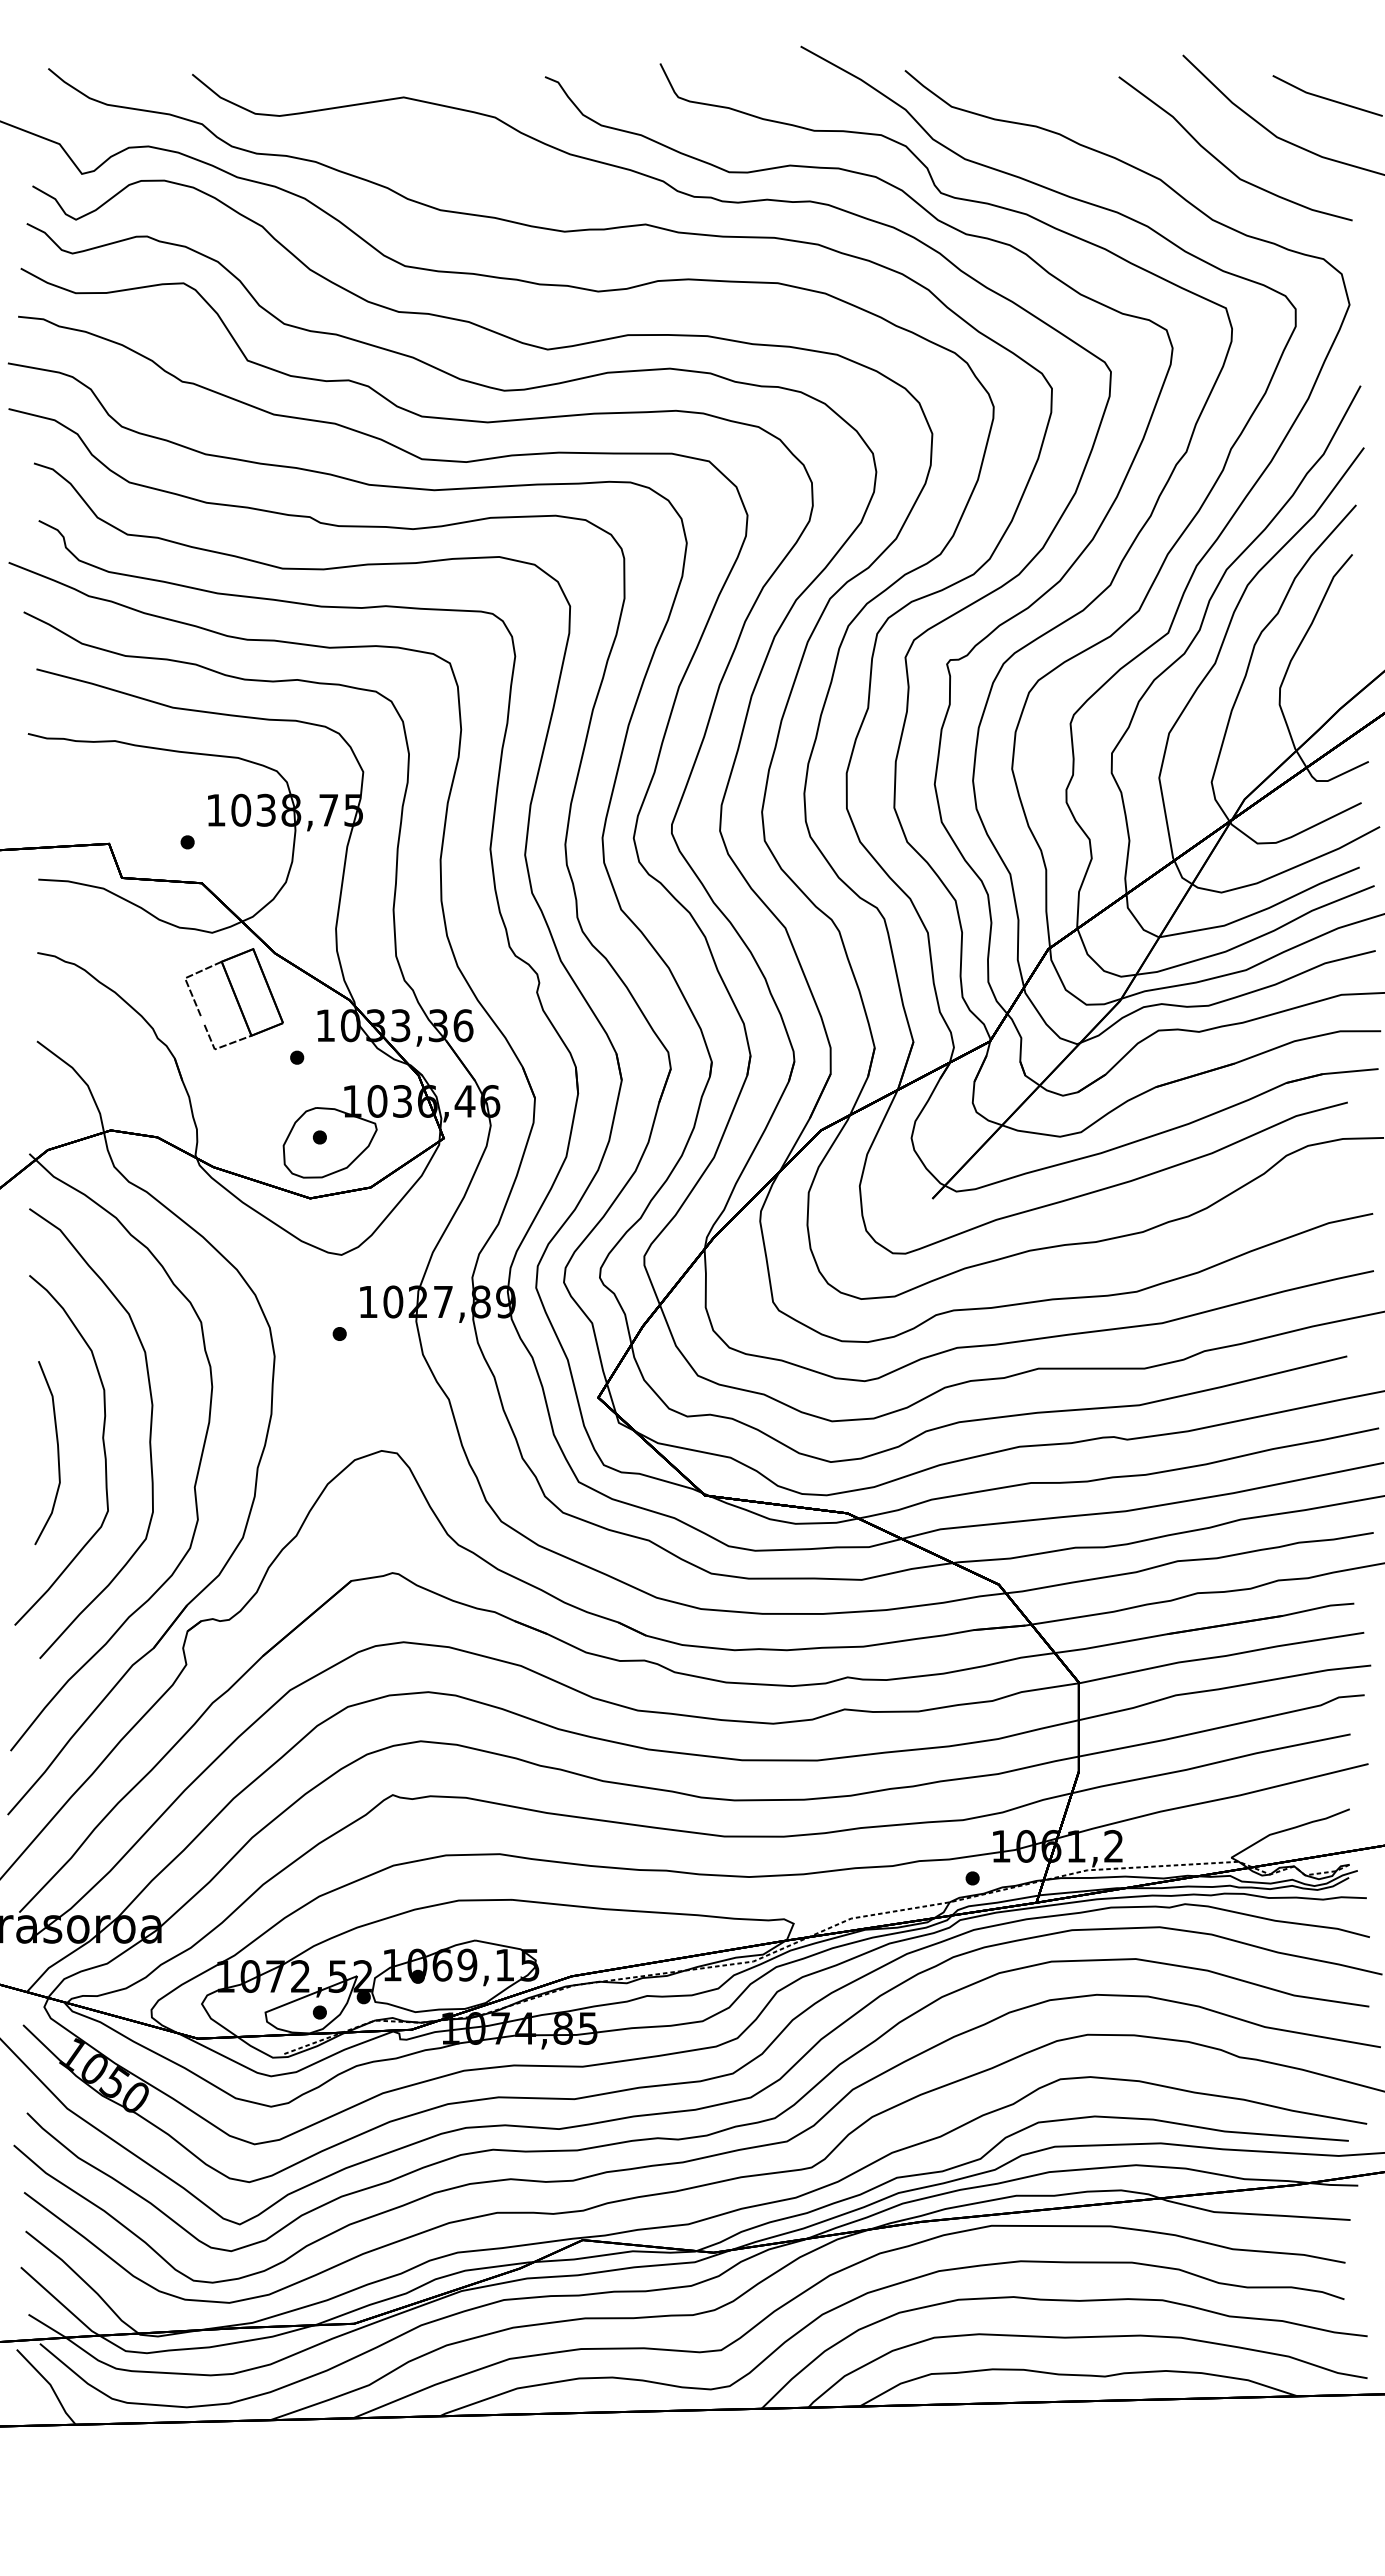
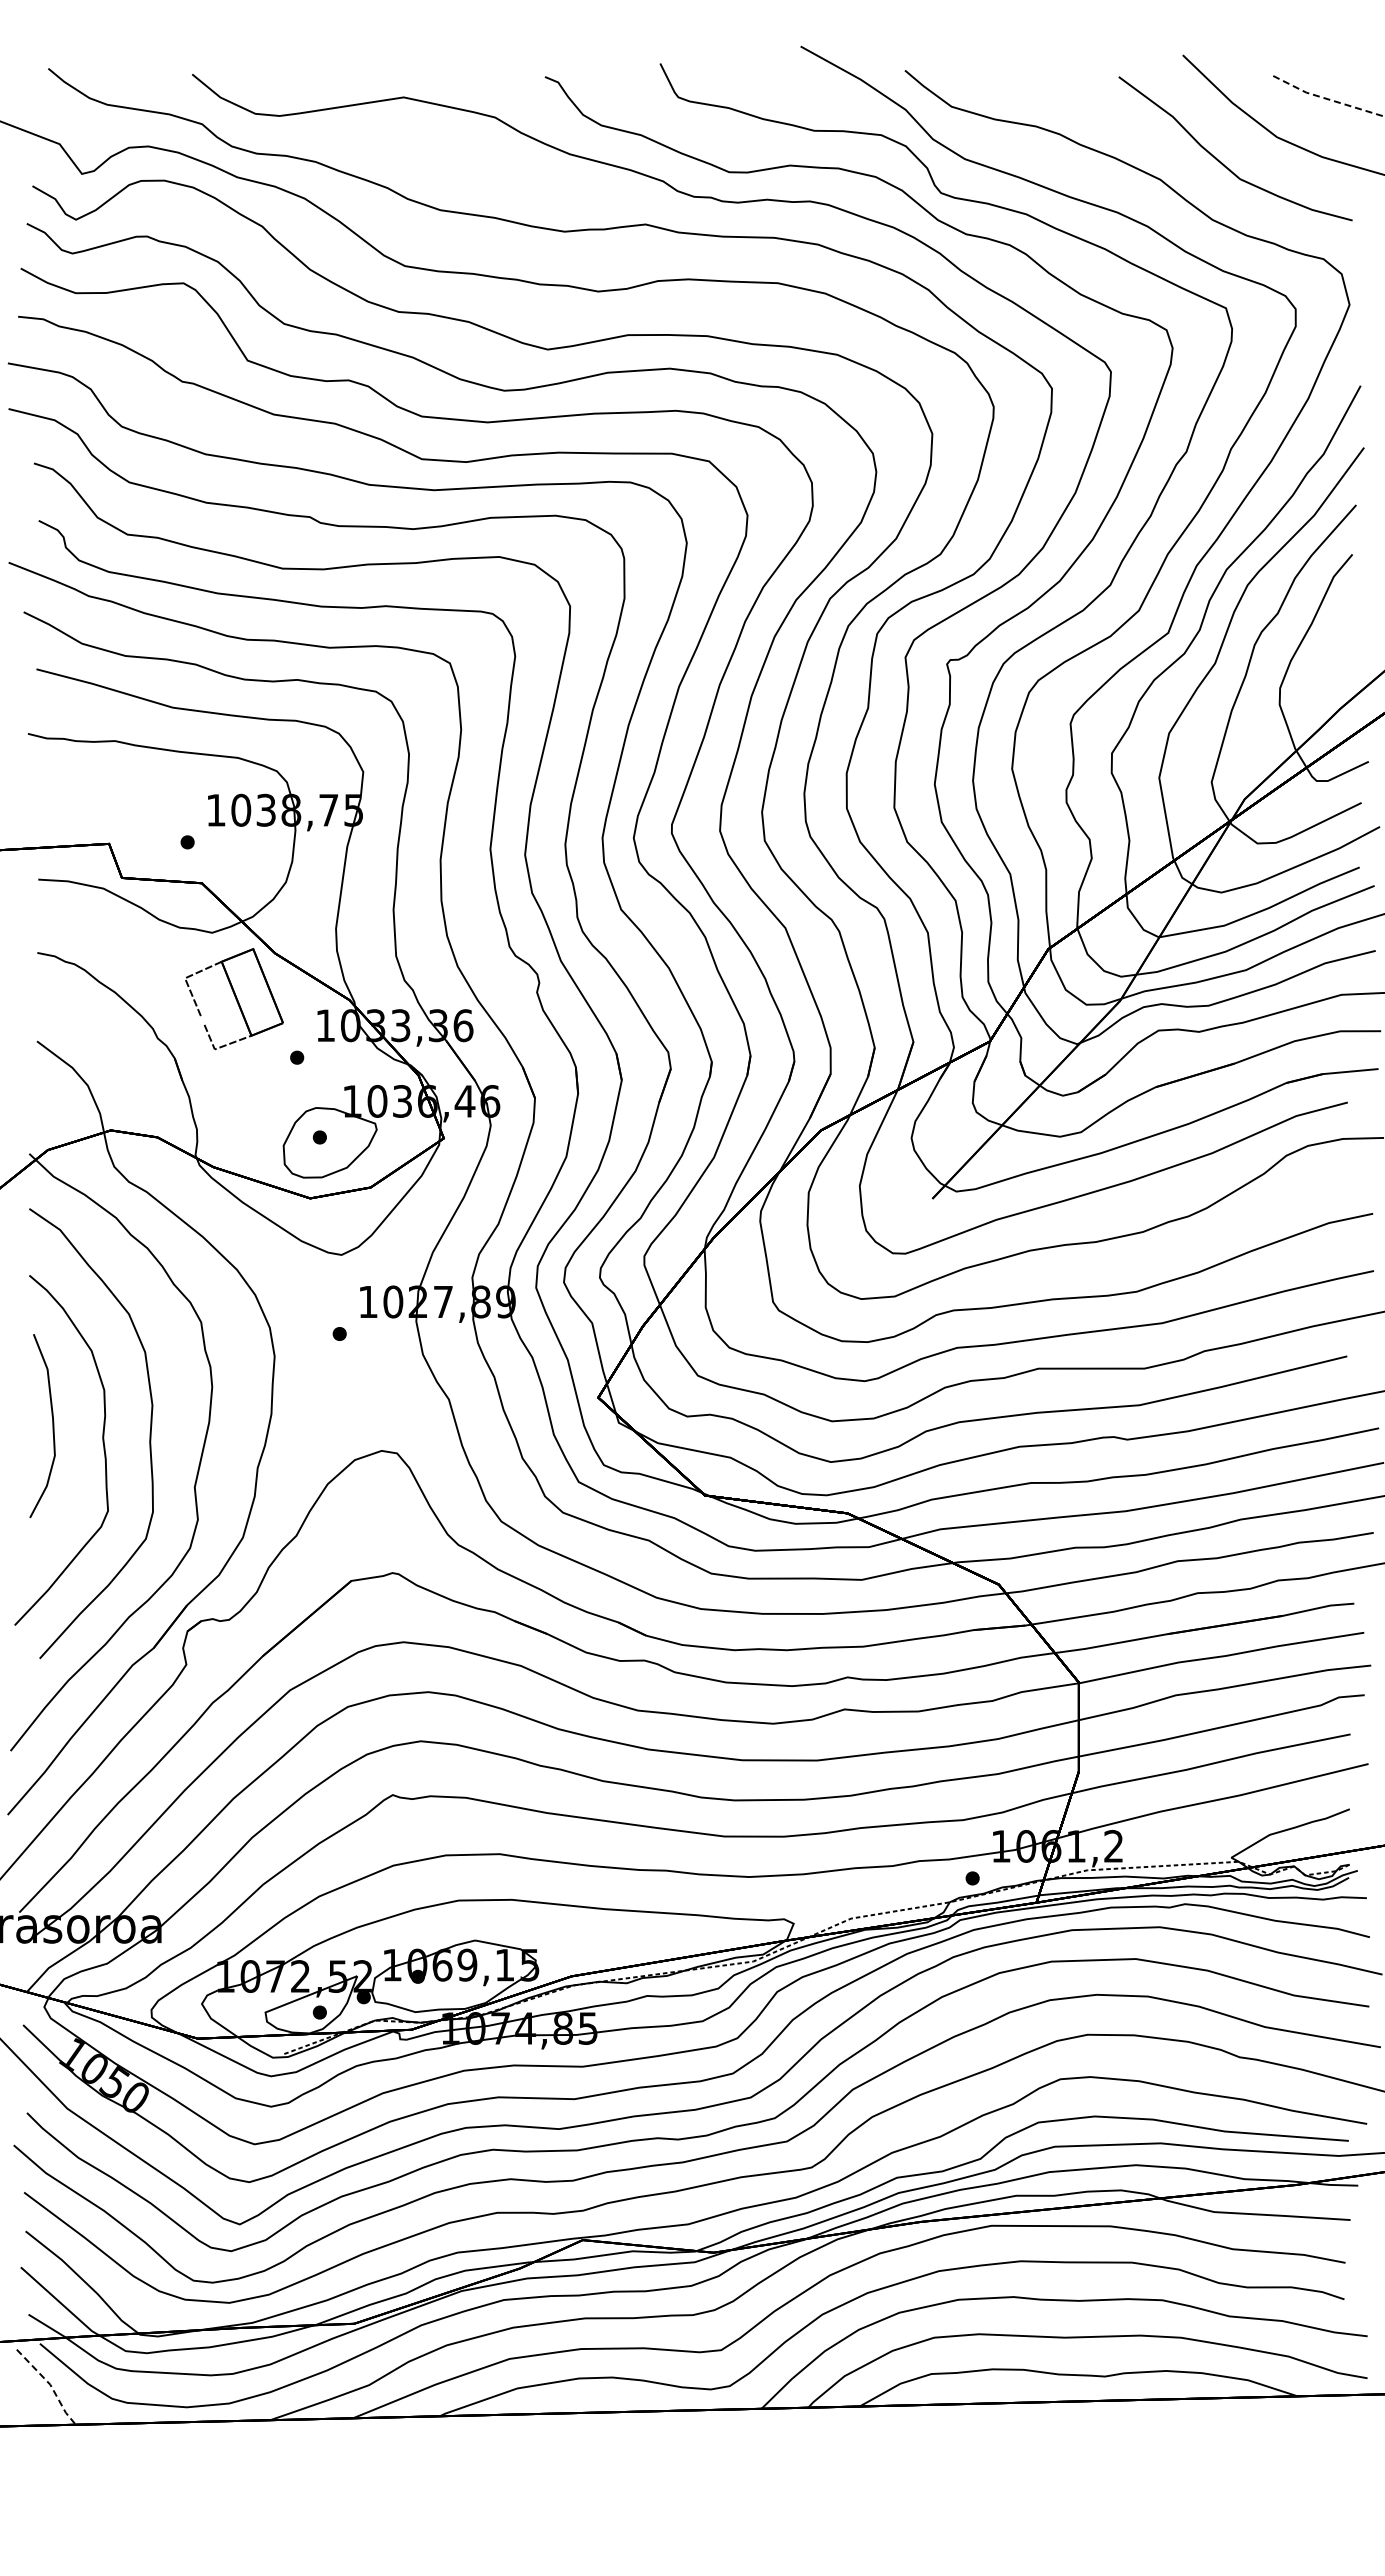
line: solid -> dashed (1326, 98)
curve position: (57, 1453) -> (52, 1426) (52, 1426)
line: solid -> dashed (50, 2384)
